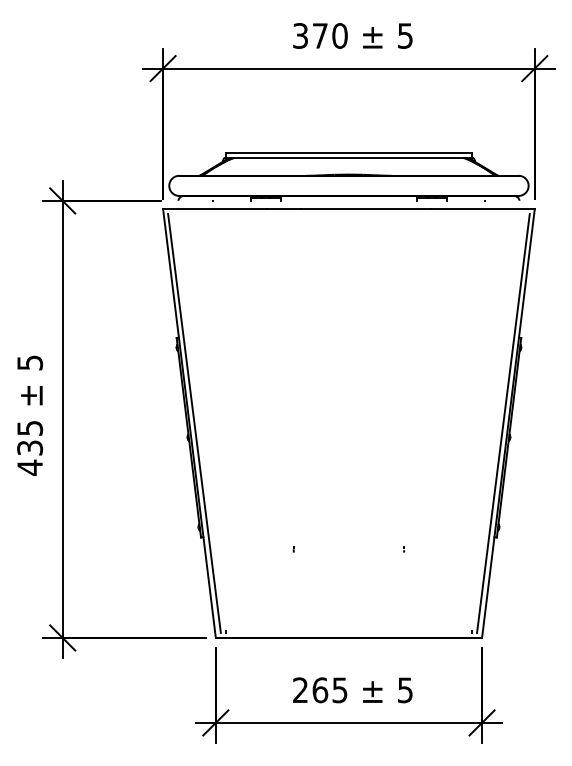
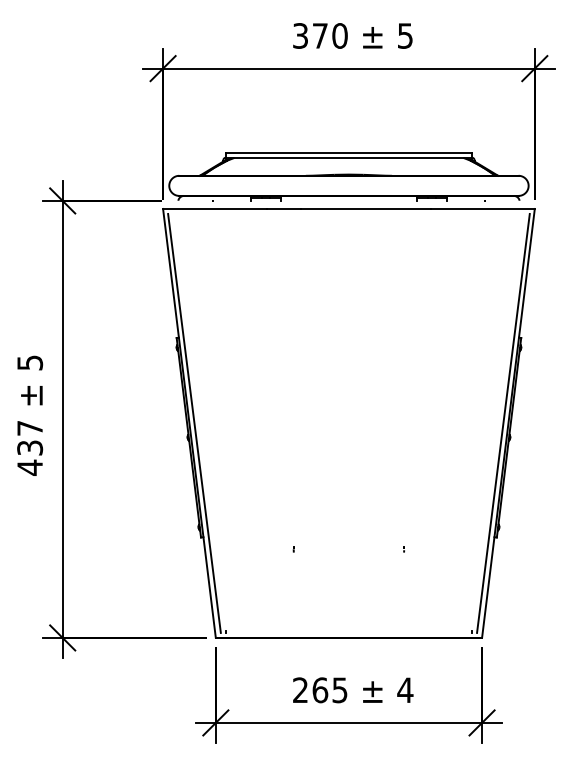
text: 435 -> 437 (30, 428)
text: 5 -> 4 (405, 690)
